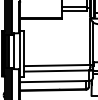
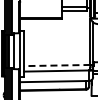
line: solid -> dashed (56, 65)
